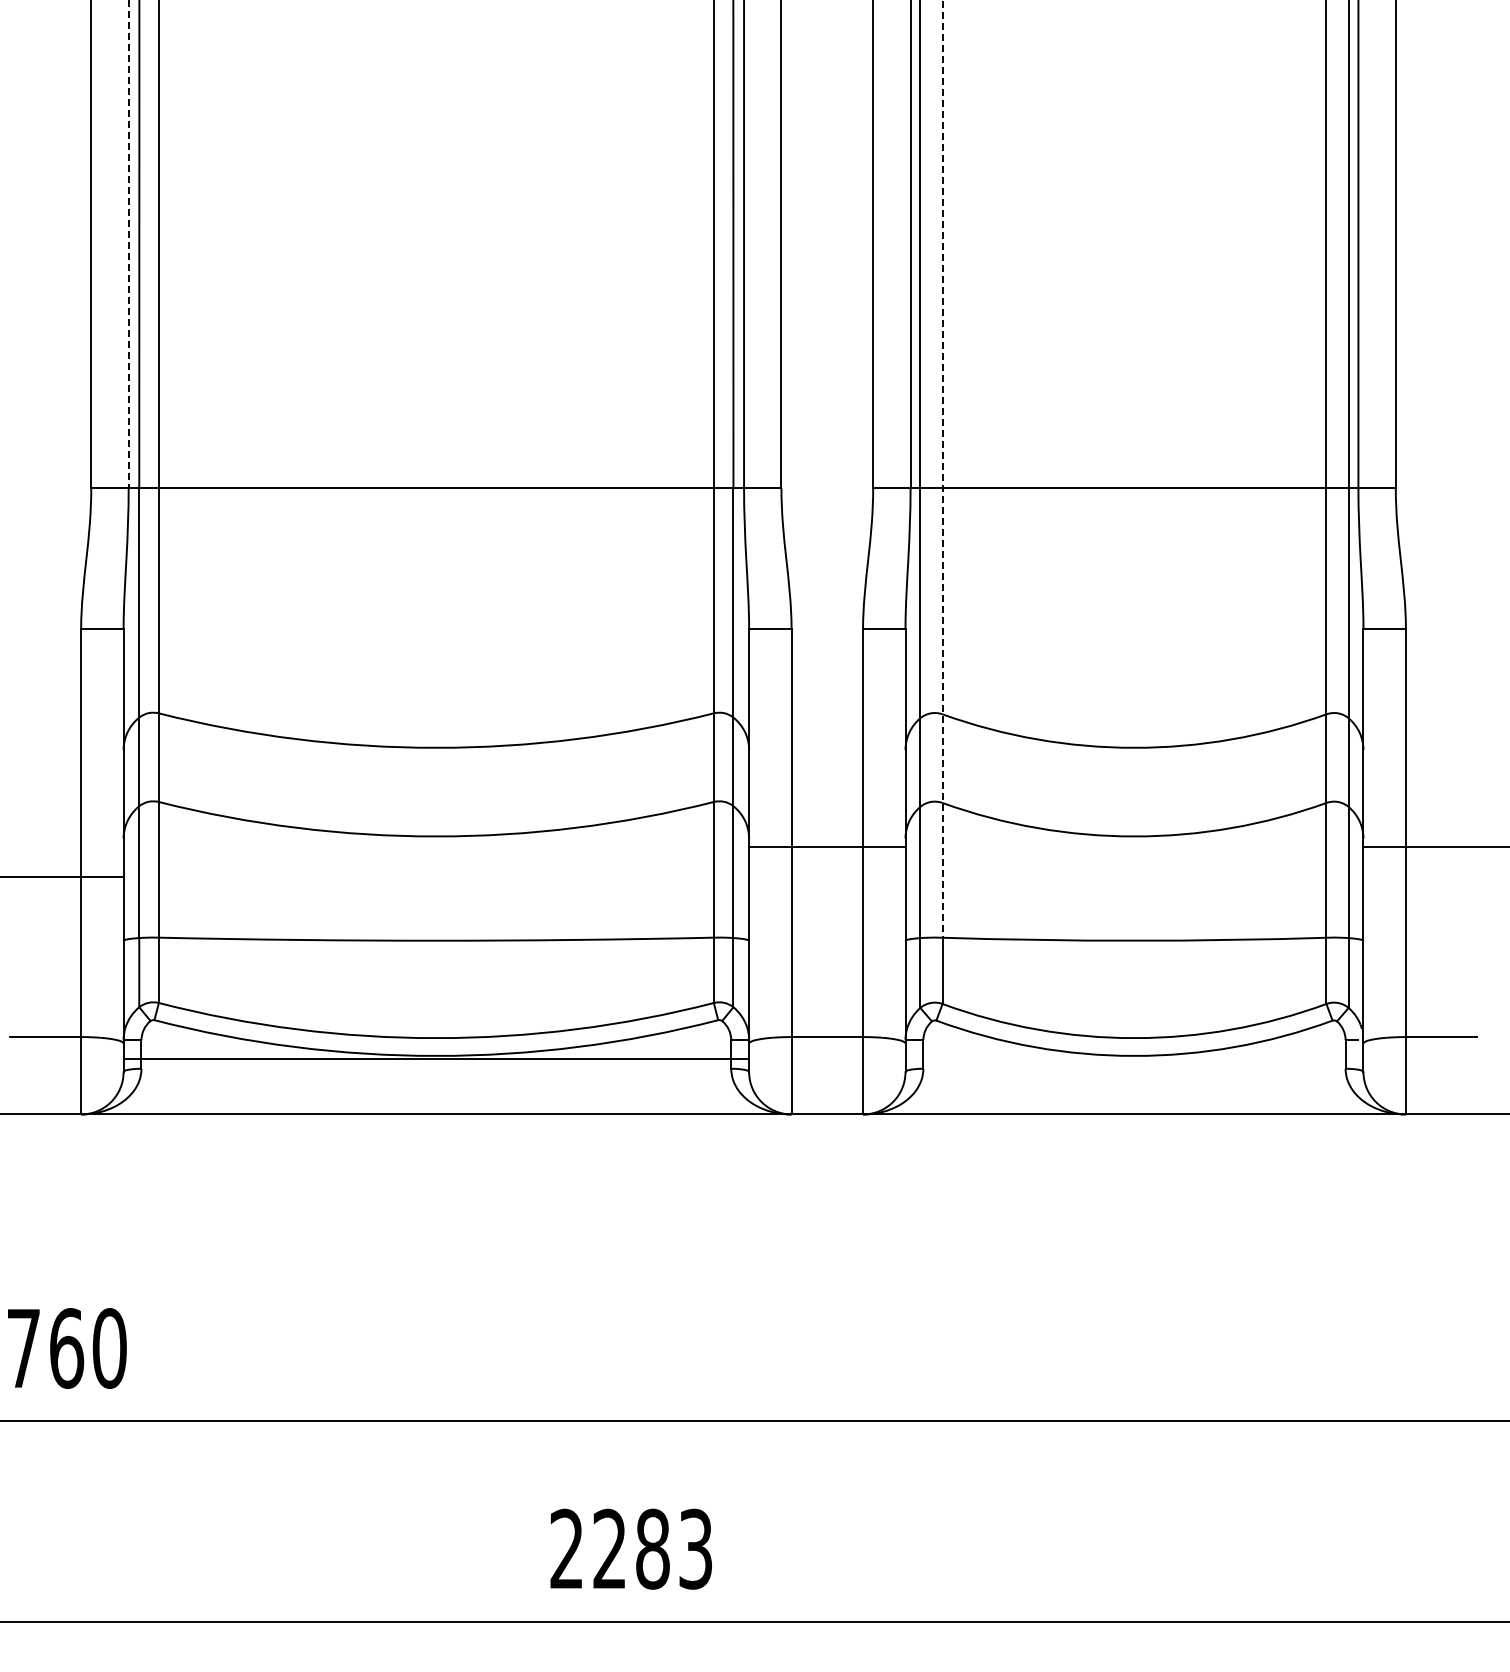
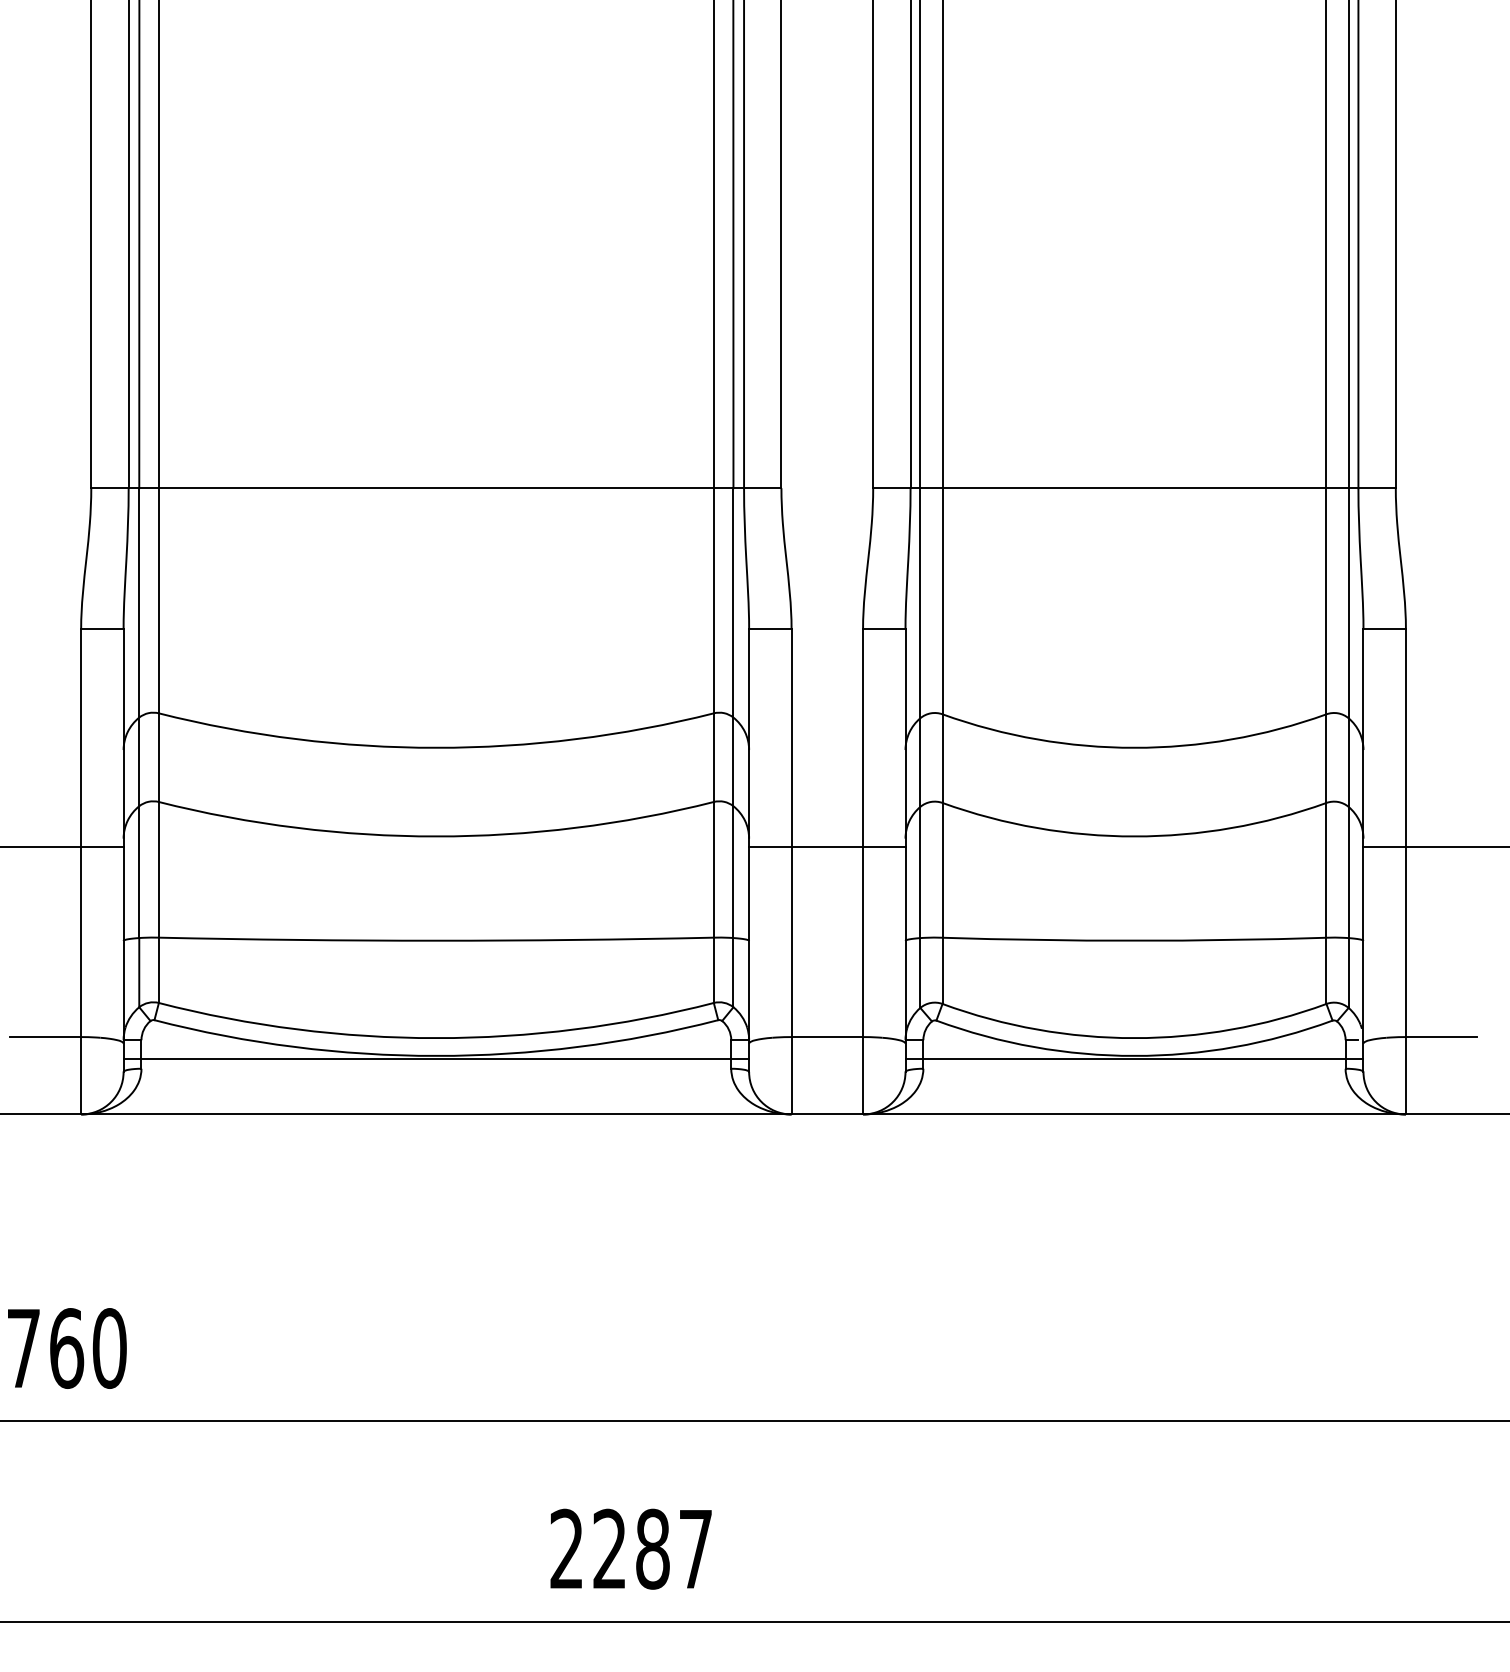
line: dashed -> solid (128, 244)
line: dashed -> solid (942, 469)
line position: (62, 876) -> (62, 846) (62, 846)
line: none -> present (1134, 1058)
text: 2283 -> 2287 (695, 1548)
